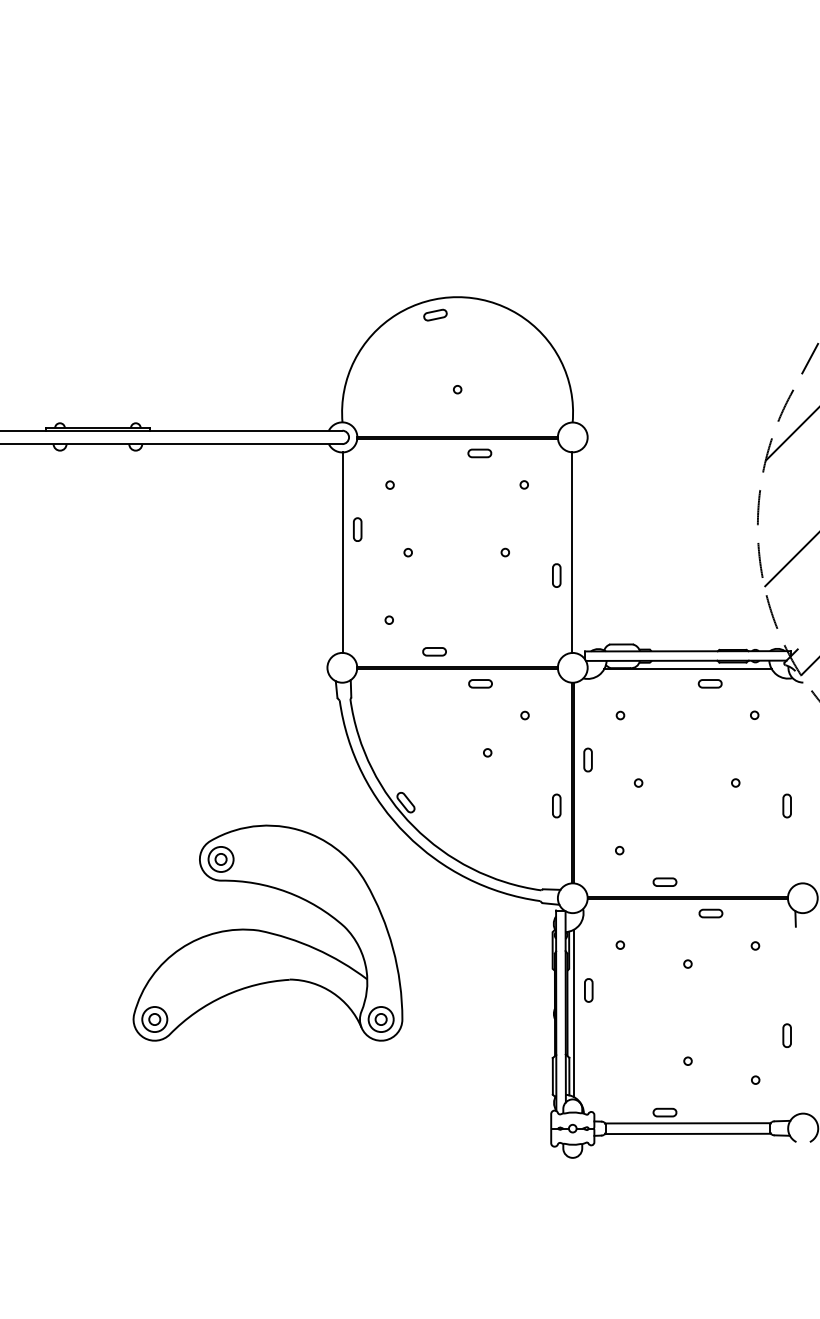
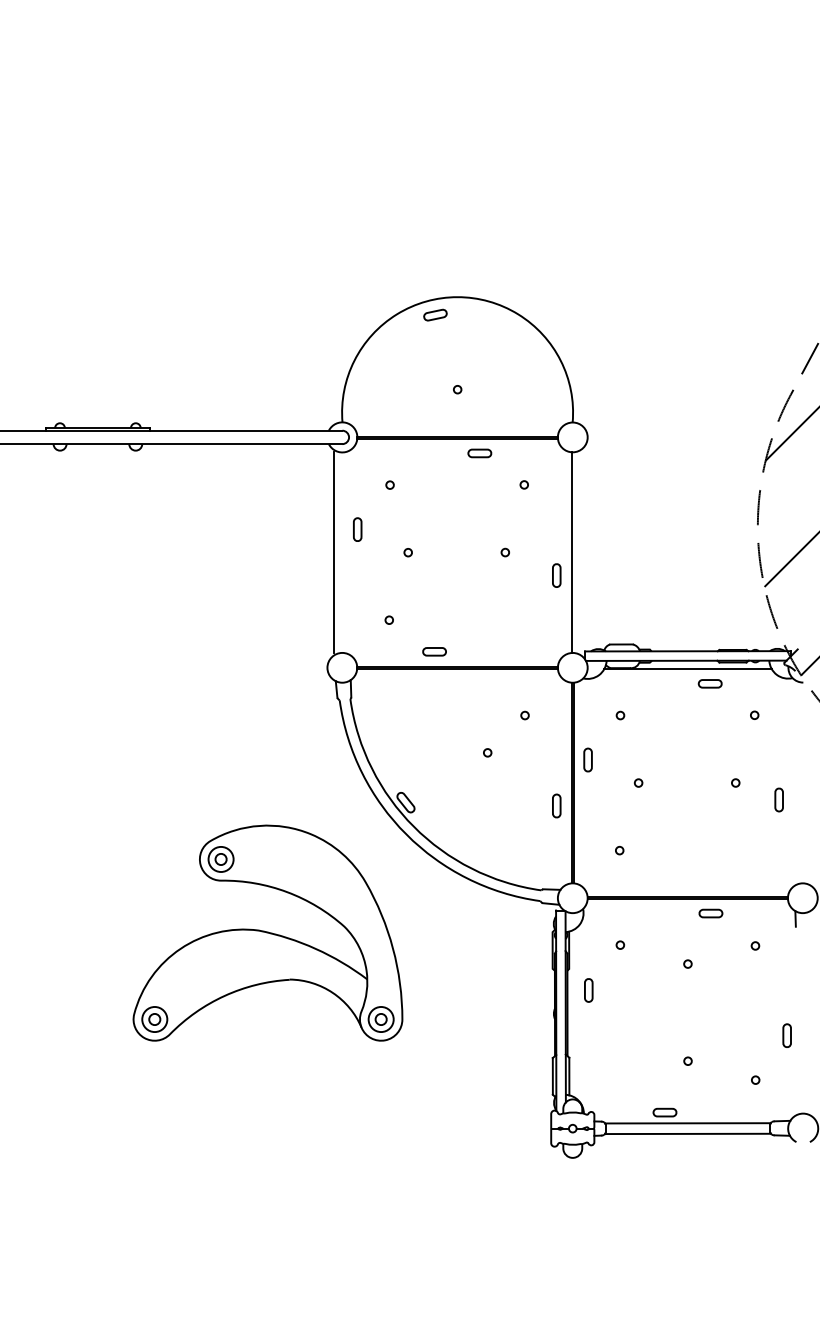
line position: (343, 552) -> (334, 552) (334, 552)
part: present -> none (480, 683)
part position: (786, 805) -> (778, 799) (778, 799)
part: present -> none (664, 881)
line: present -> none (573, 1013)
